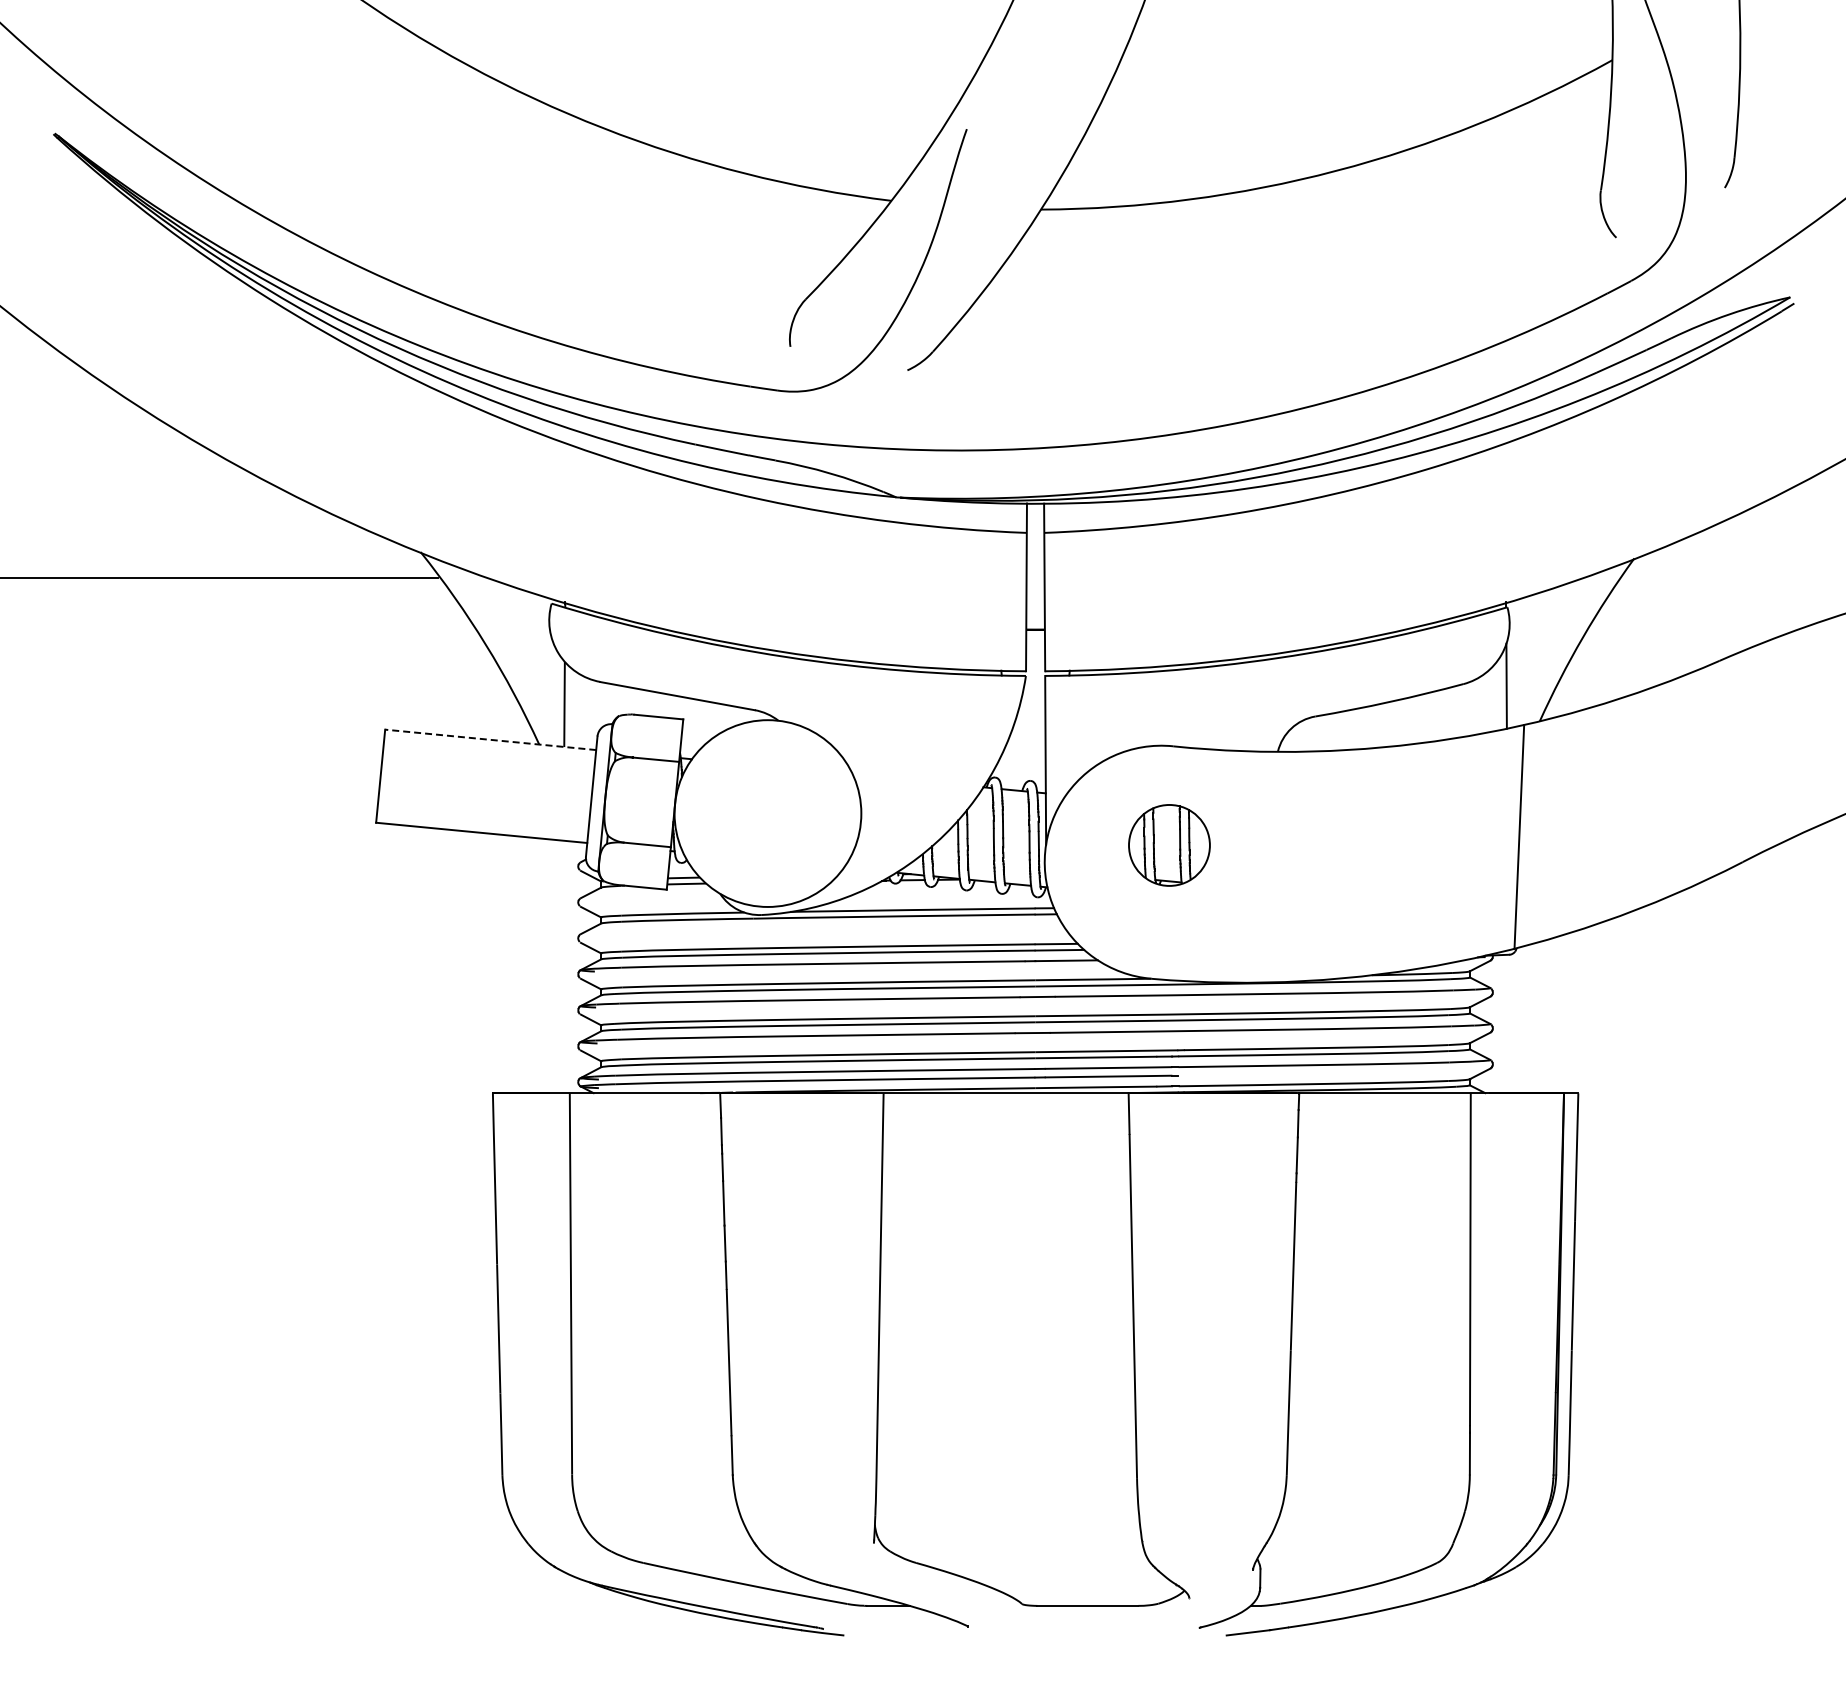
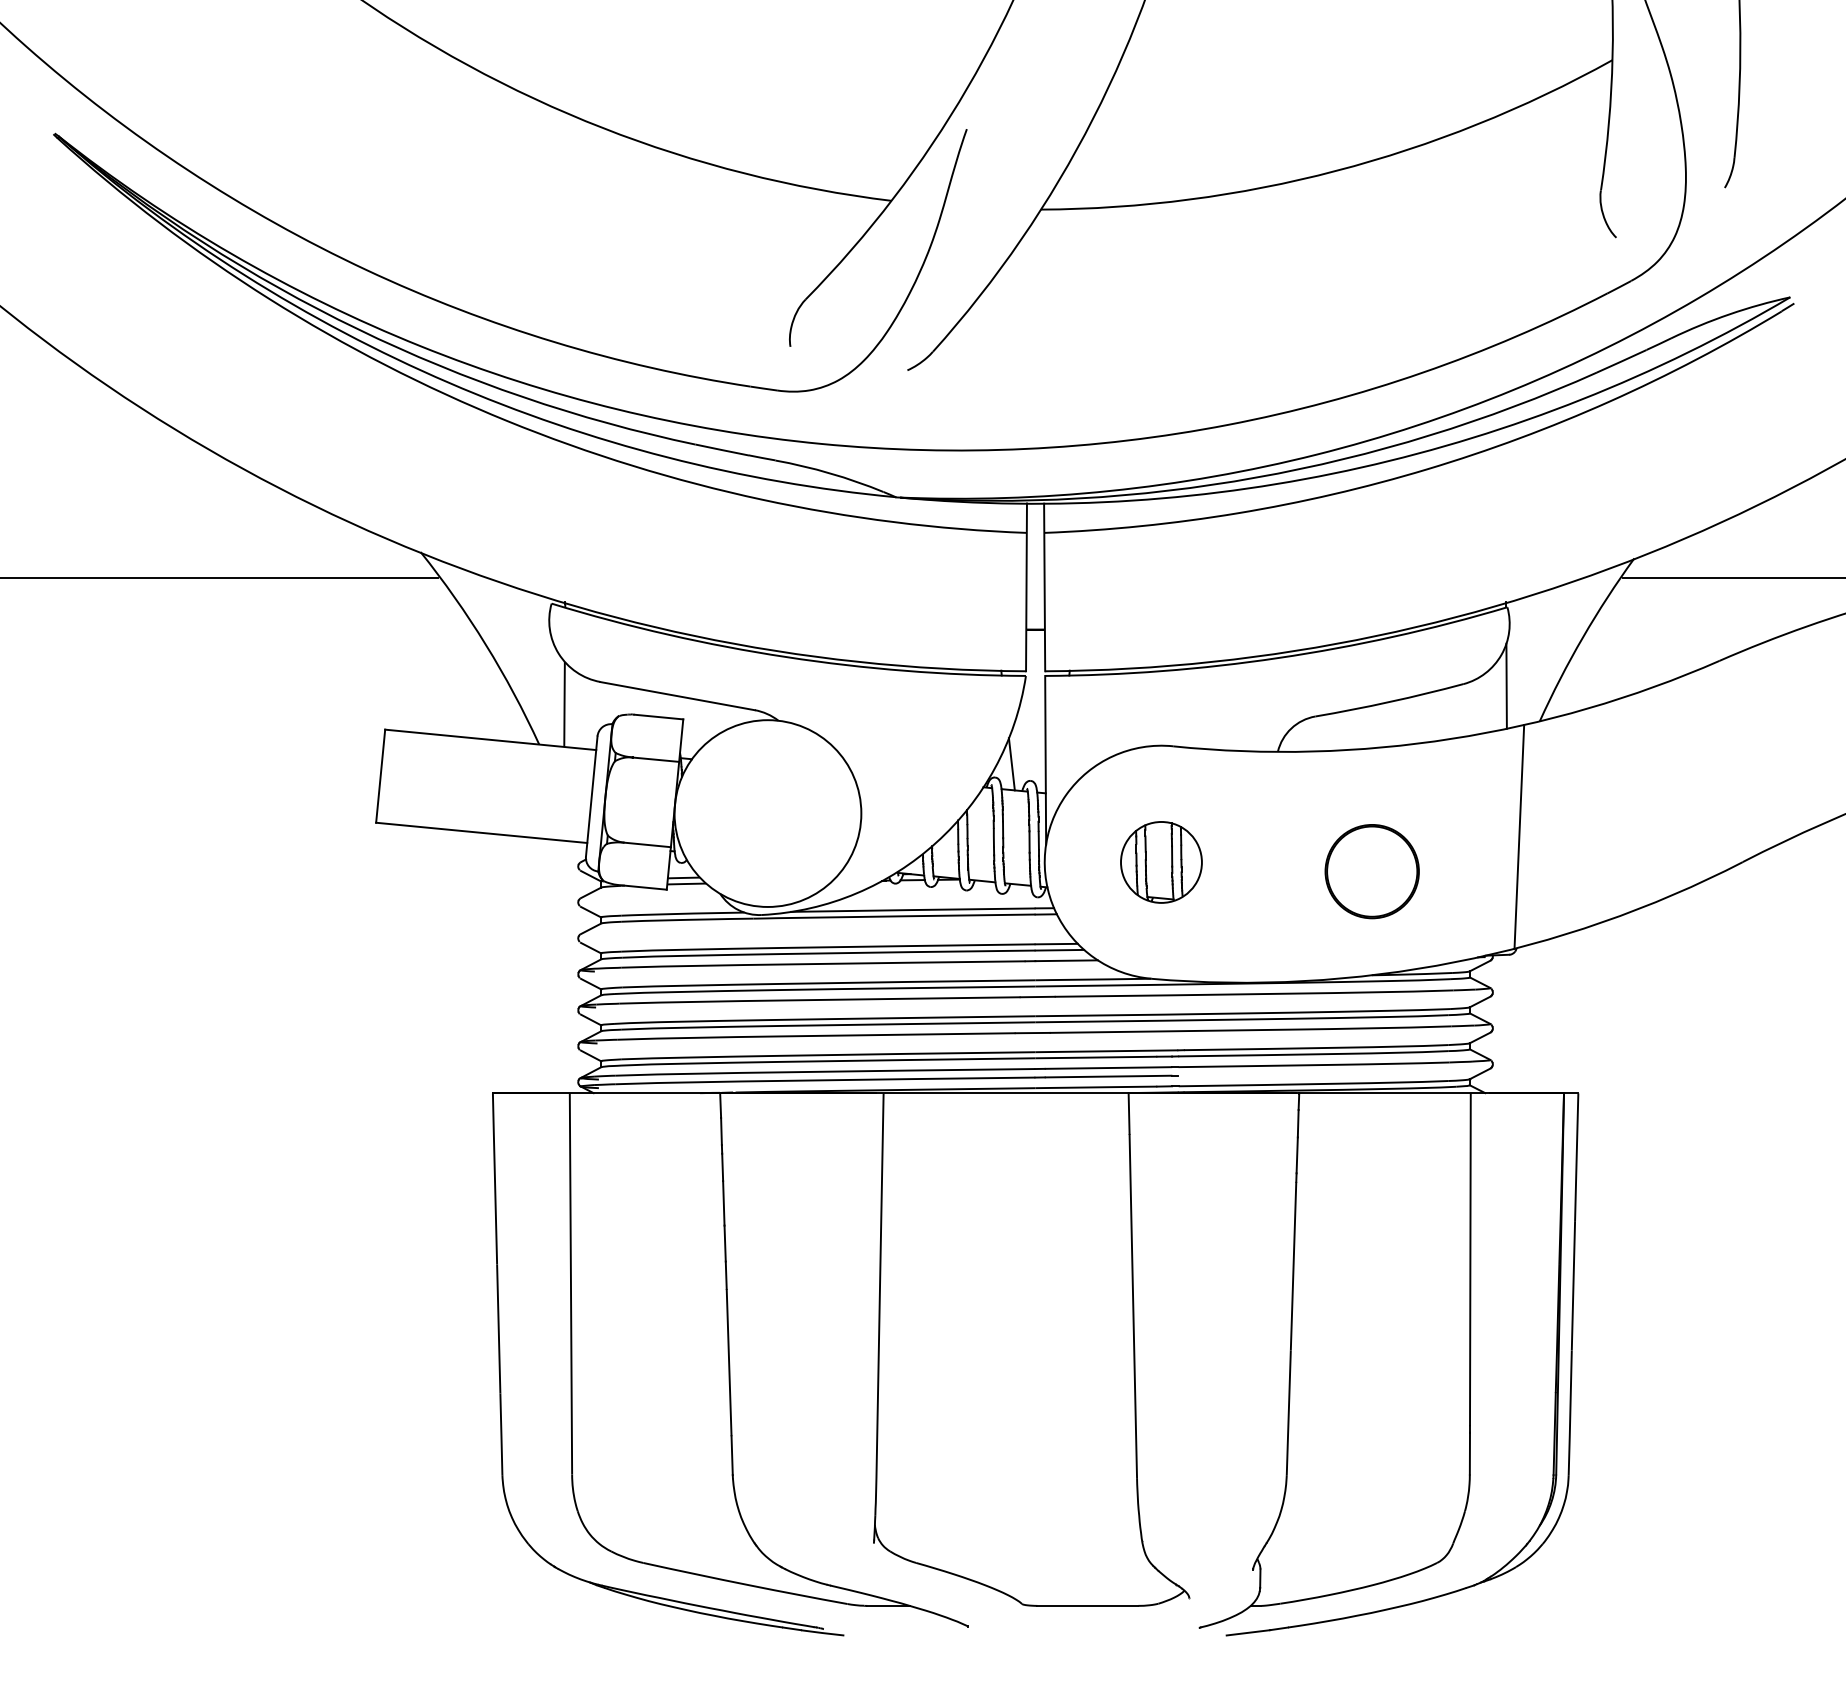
line: none -> present (1732, 577)
line: dashed -> solid (490, 739)
line: none -> present (1011, 764)
part position: (1169, 845) -> (1161, 862) (1161, 862)
part: none -> present (1371, 871)
